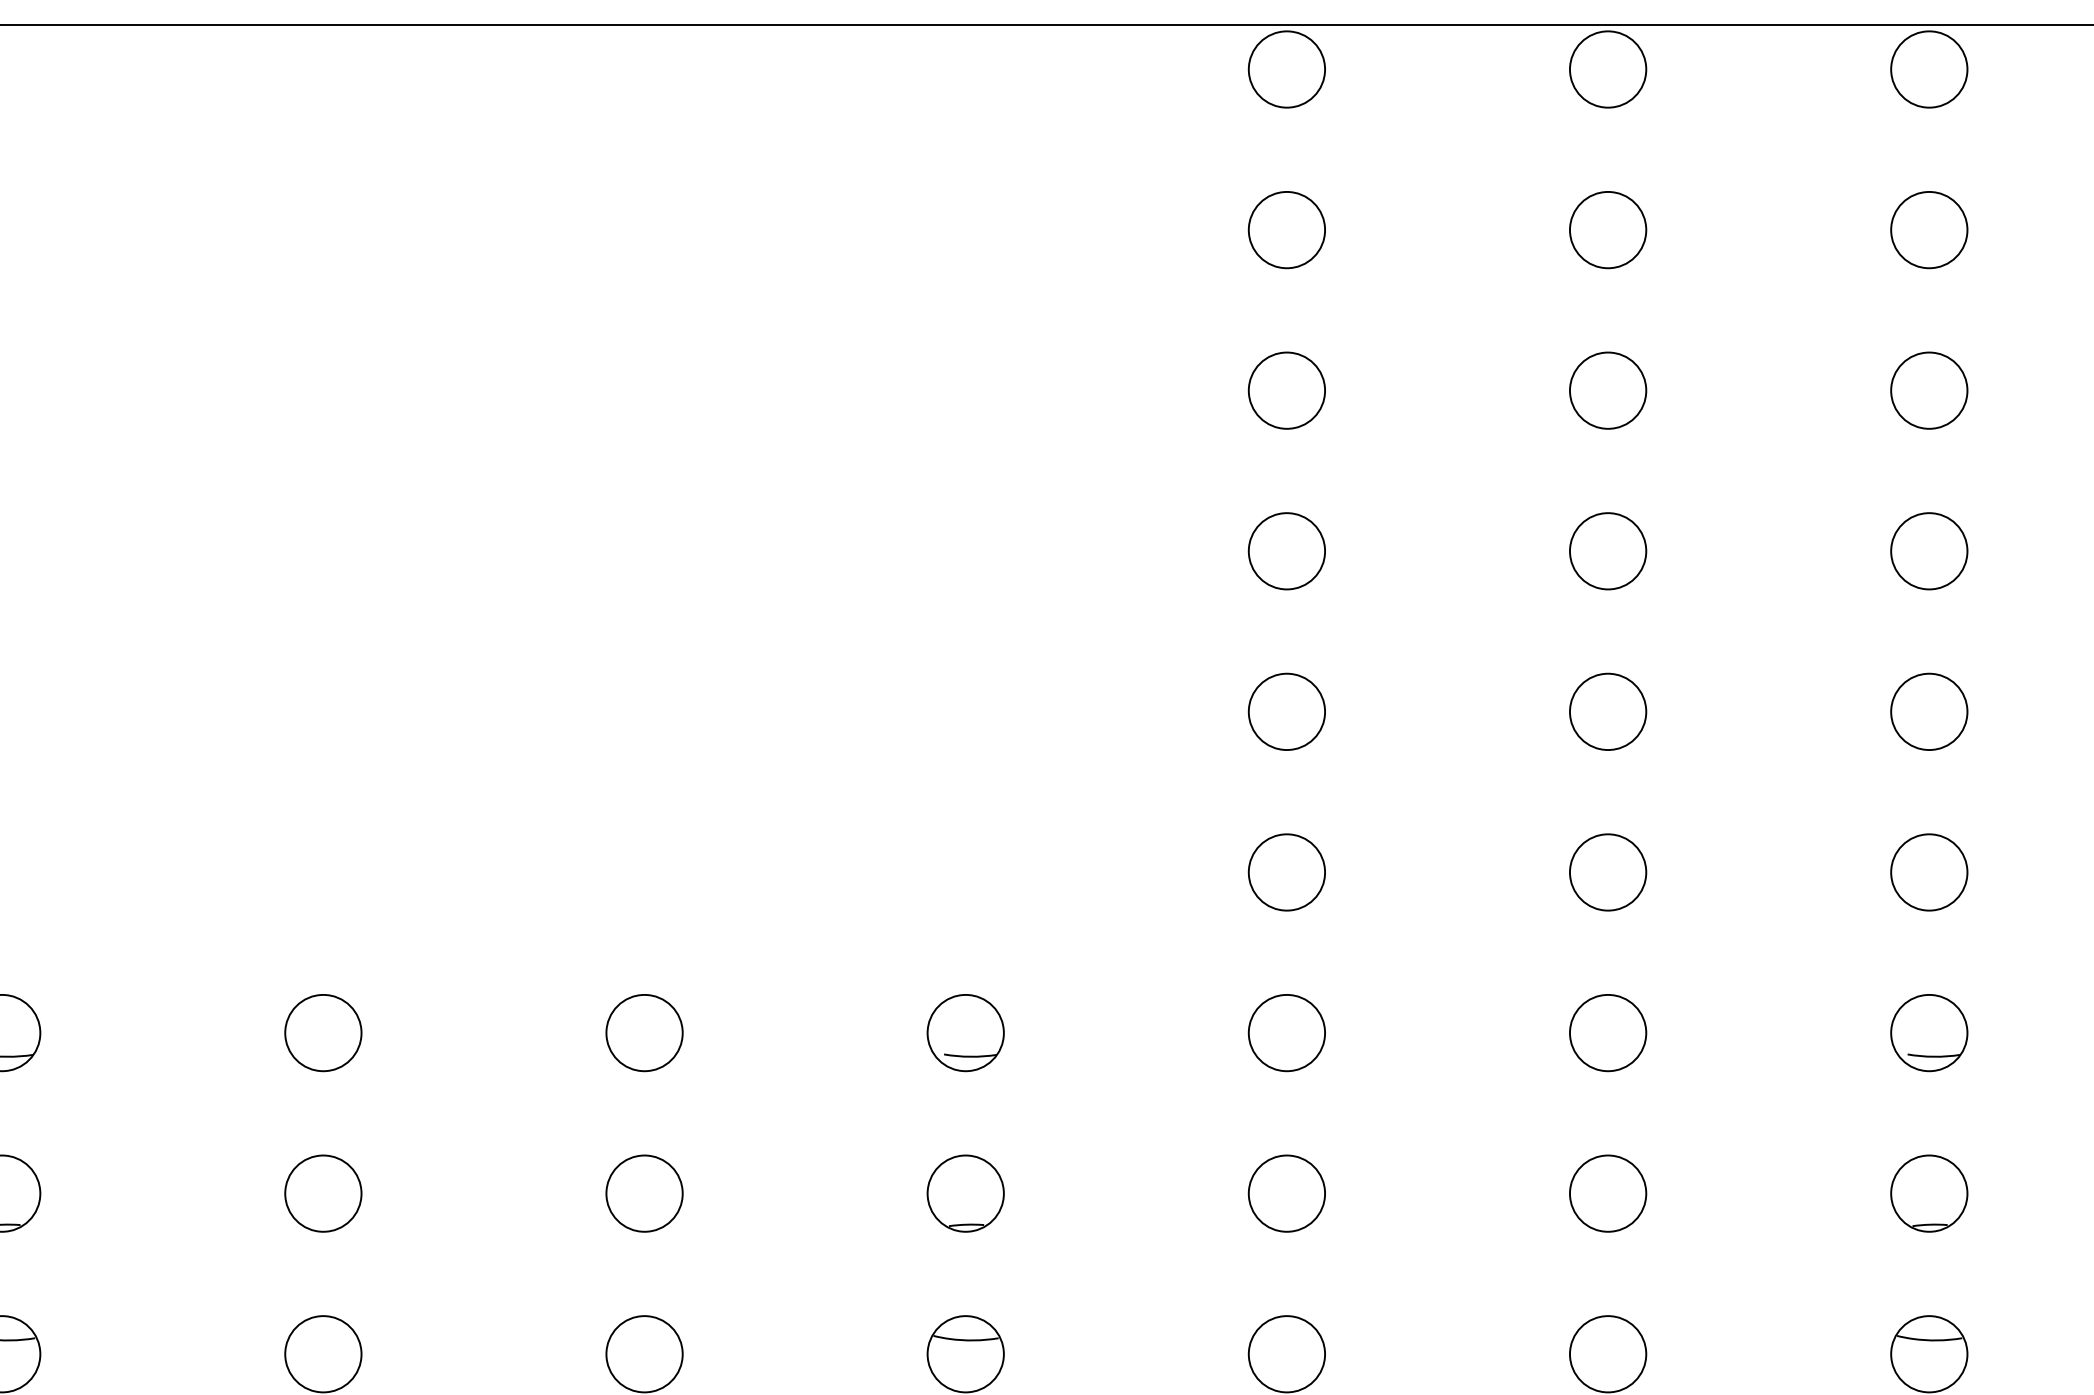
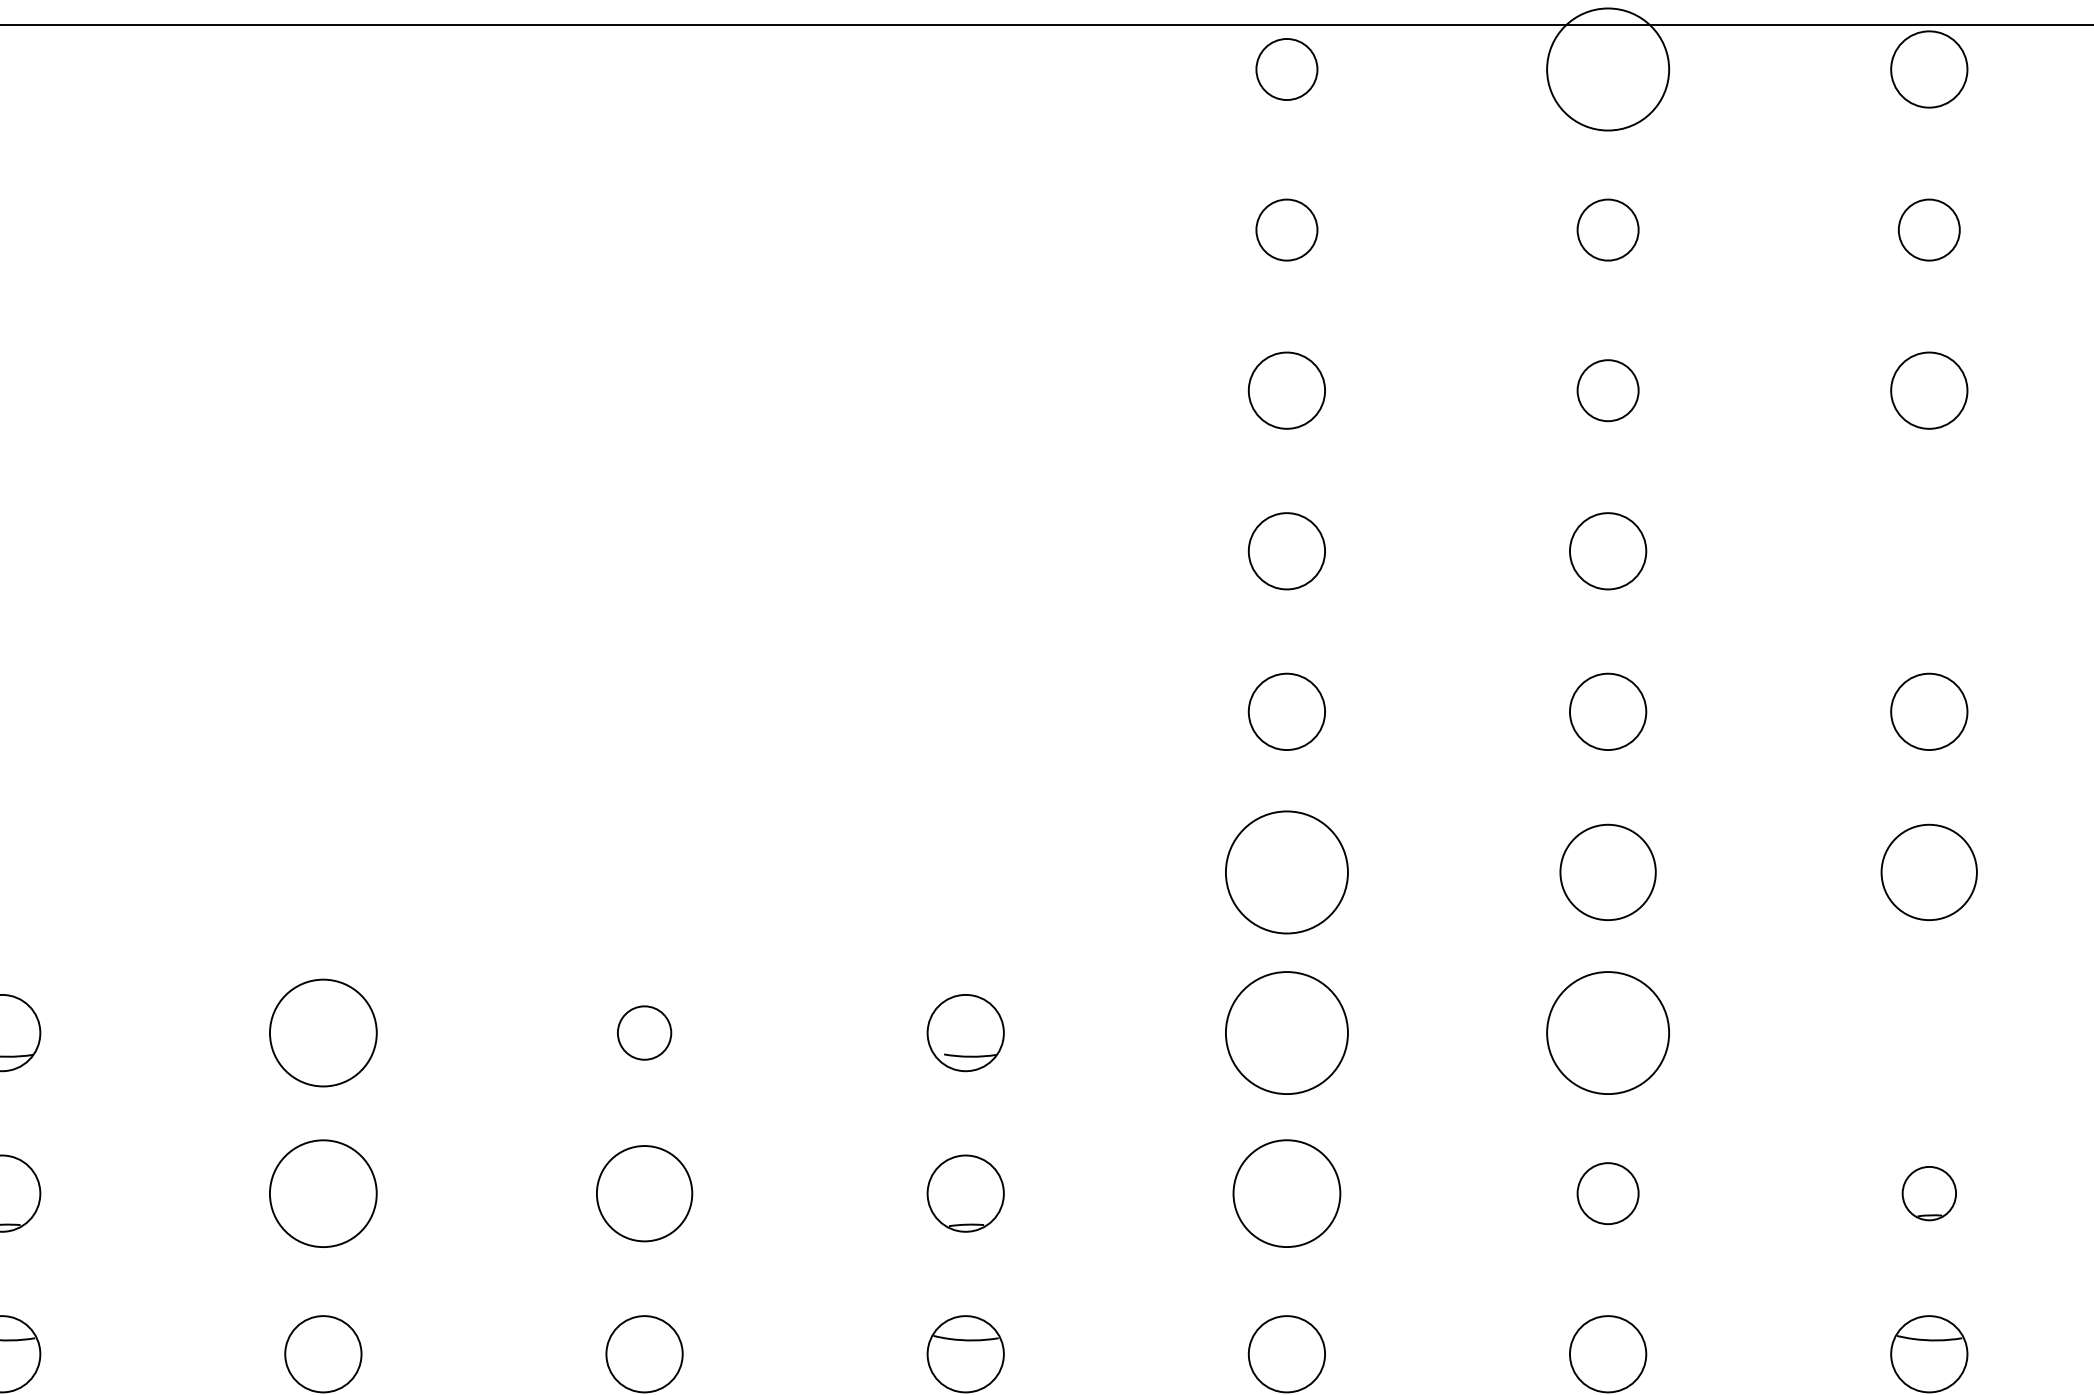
circle diameter: 76 px -> 61 px (1286, 69)
circle diameter: 76 px -> 122 px (1608, 69)
circle diameter: 76 px -> 61 px (1286, 229)
circle diameter: 76 px -> 61 px (1607, 229)
circle diameter: 76 px -> 61 px (1928, 229)
circle diameter: 76 px -> 61 px (1607, 390)
circle: present -> none (1929, 551)
circle diameter: 76 px -> 122 px (1286, 872)
circle diameter: 76 px -> 95 px (1607, 872)
circle size: 79x79 px -> 98x98 px (1928, 871)
circle diameter: 76 px -> 107 px (323, 1032)
circle diameter: 76 px -> 53 px (644, 1032)
circle diameter: 76 px -> 122 px (1286, 1033)
circle diameter: 76 px -> 122 px (1608, 1033)
part: present -> none (1929, 1033)
circle size: 79x79 px -> 109x109 px (323, 1193)
circle size: 79x79 px -> 98x98 px (644, 1193)
circle diameter: 76 px -> 107 px (1286, 1193)
circle diameter: 76 px -> 61 px (1607, 1193)
part size: 79x79 px -> 56x56 px (1928, 1193)
